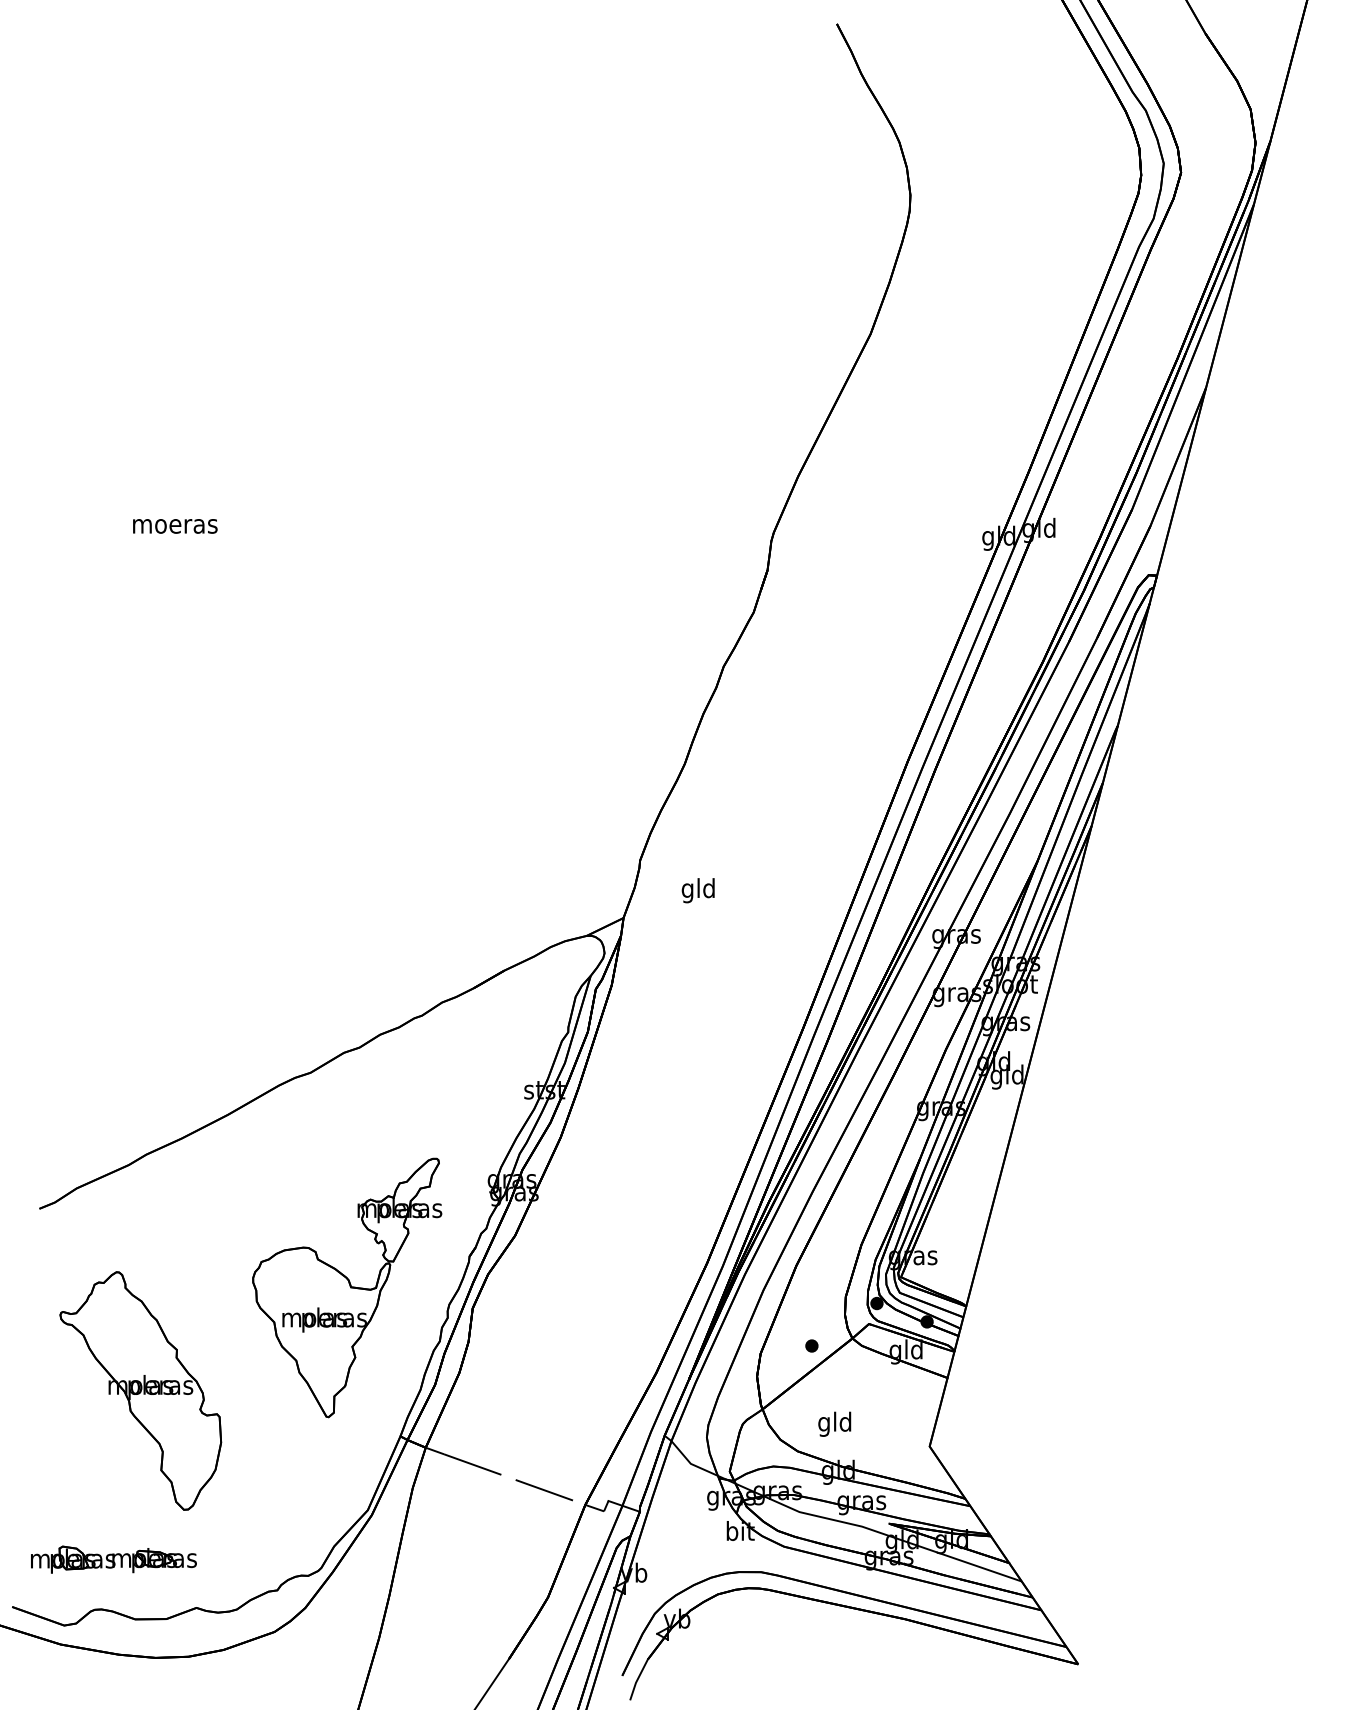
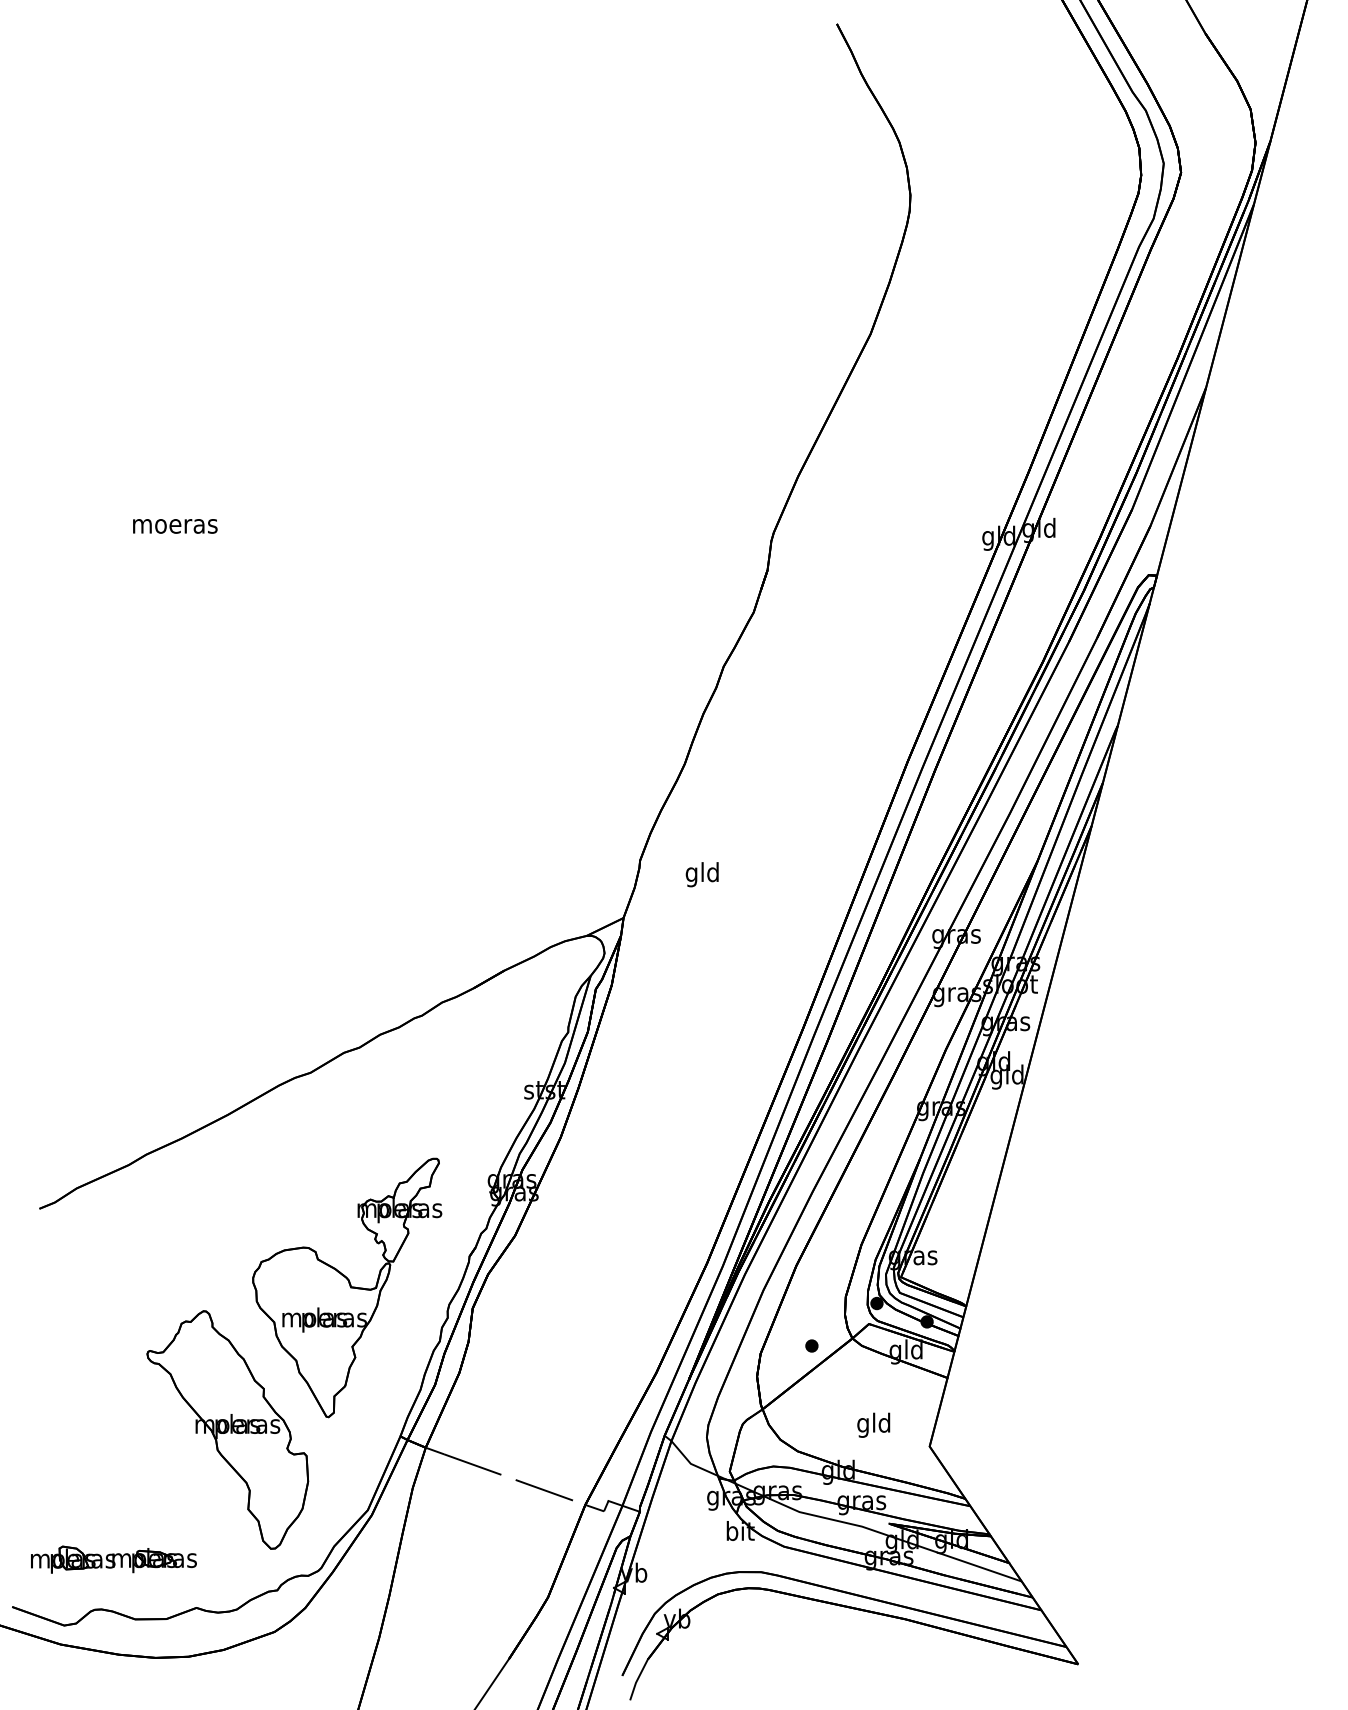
text position: (697, 890) -> (701, 874) (701, 874)
part position: (140, 1390) -> (227, 1429) (227, 1429)
text position: (834, 1423) -> (873, 1424) (873, 1424)
